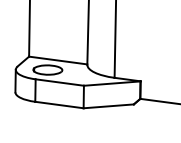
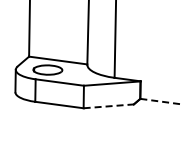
line: solid -> dashed (161, 101)
line: solid -> dashed (109, 106)
